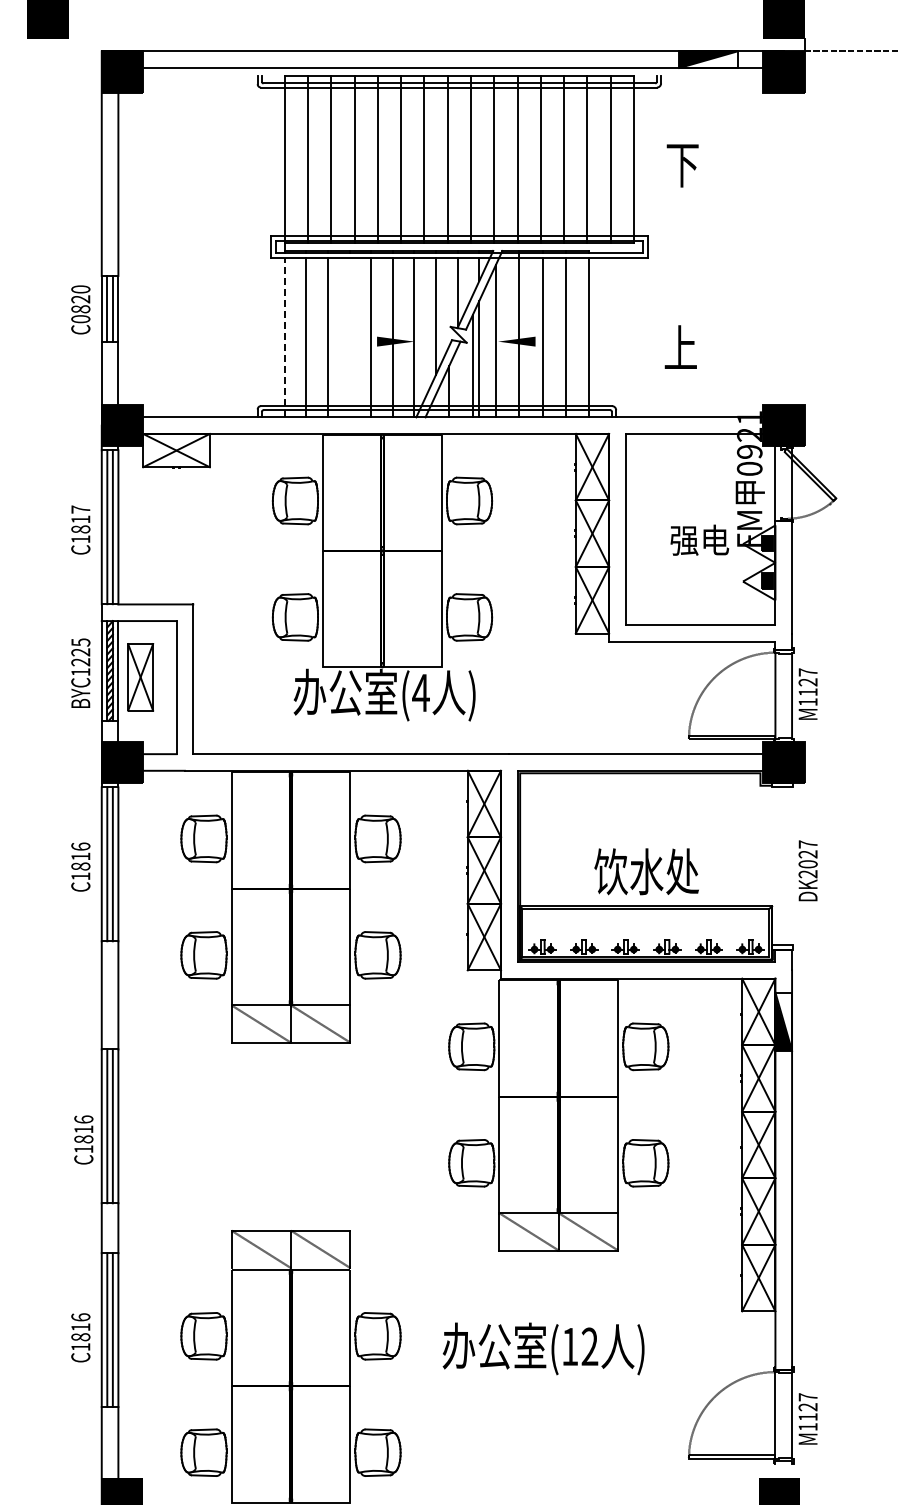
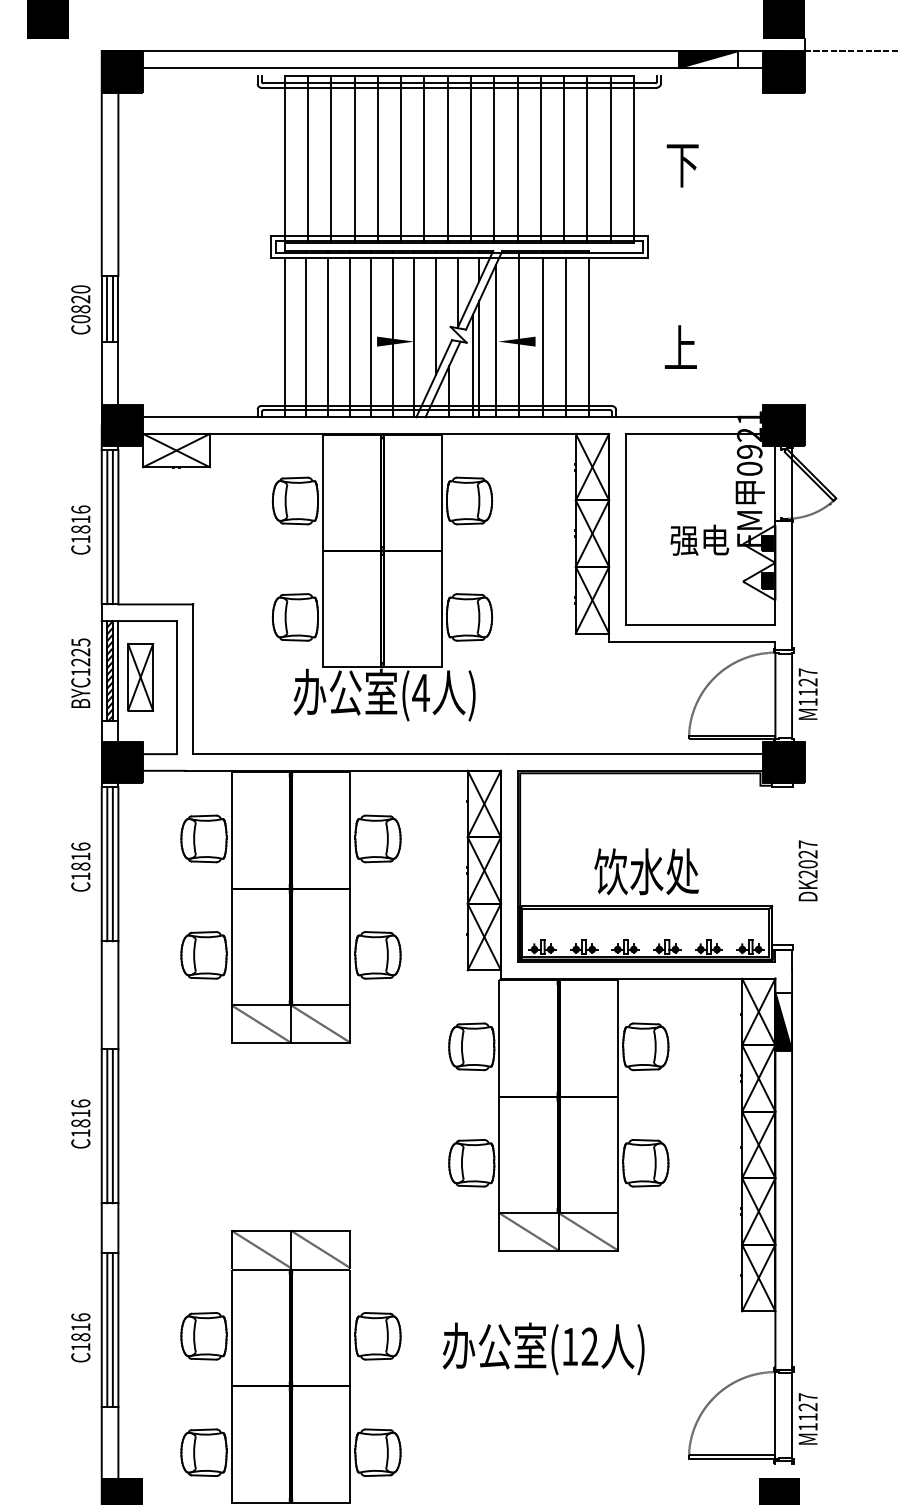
line: dashed -> solid (284, 337)
line: none -> present (349, 337)
text: C1817 -> C1816 (80, 509)
text position: (83, 1139) -> (80, 1123) (80, 1123)
